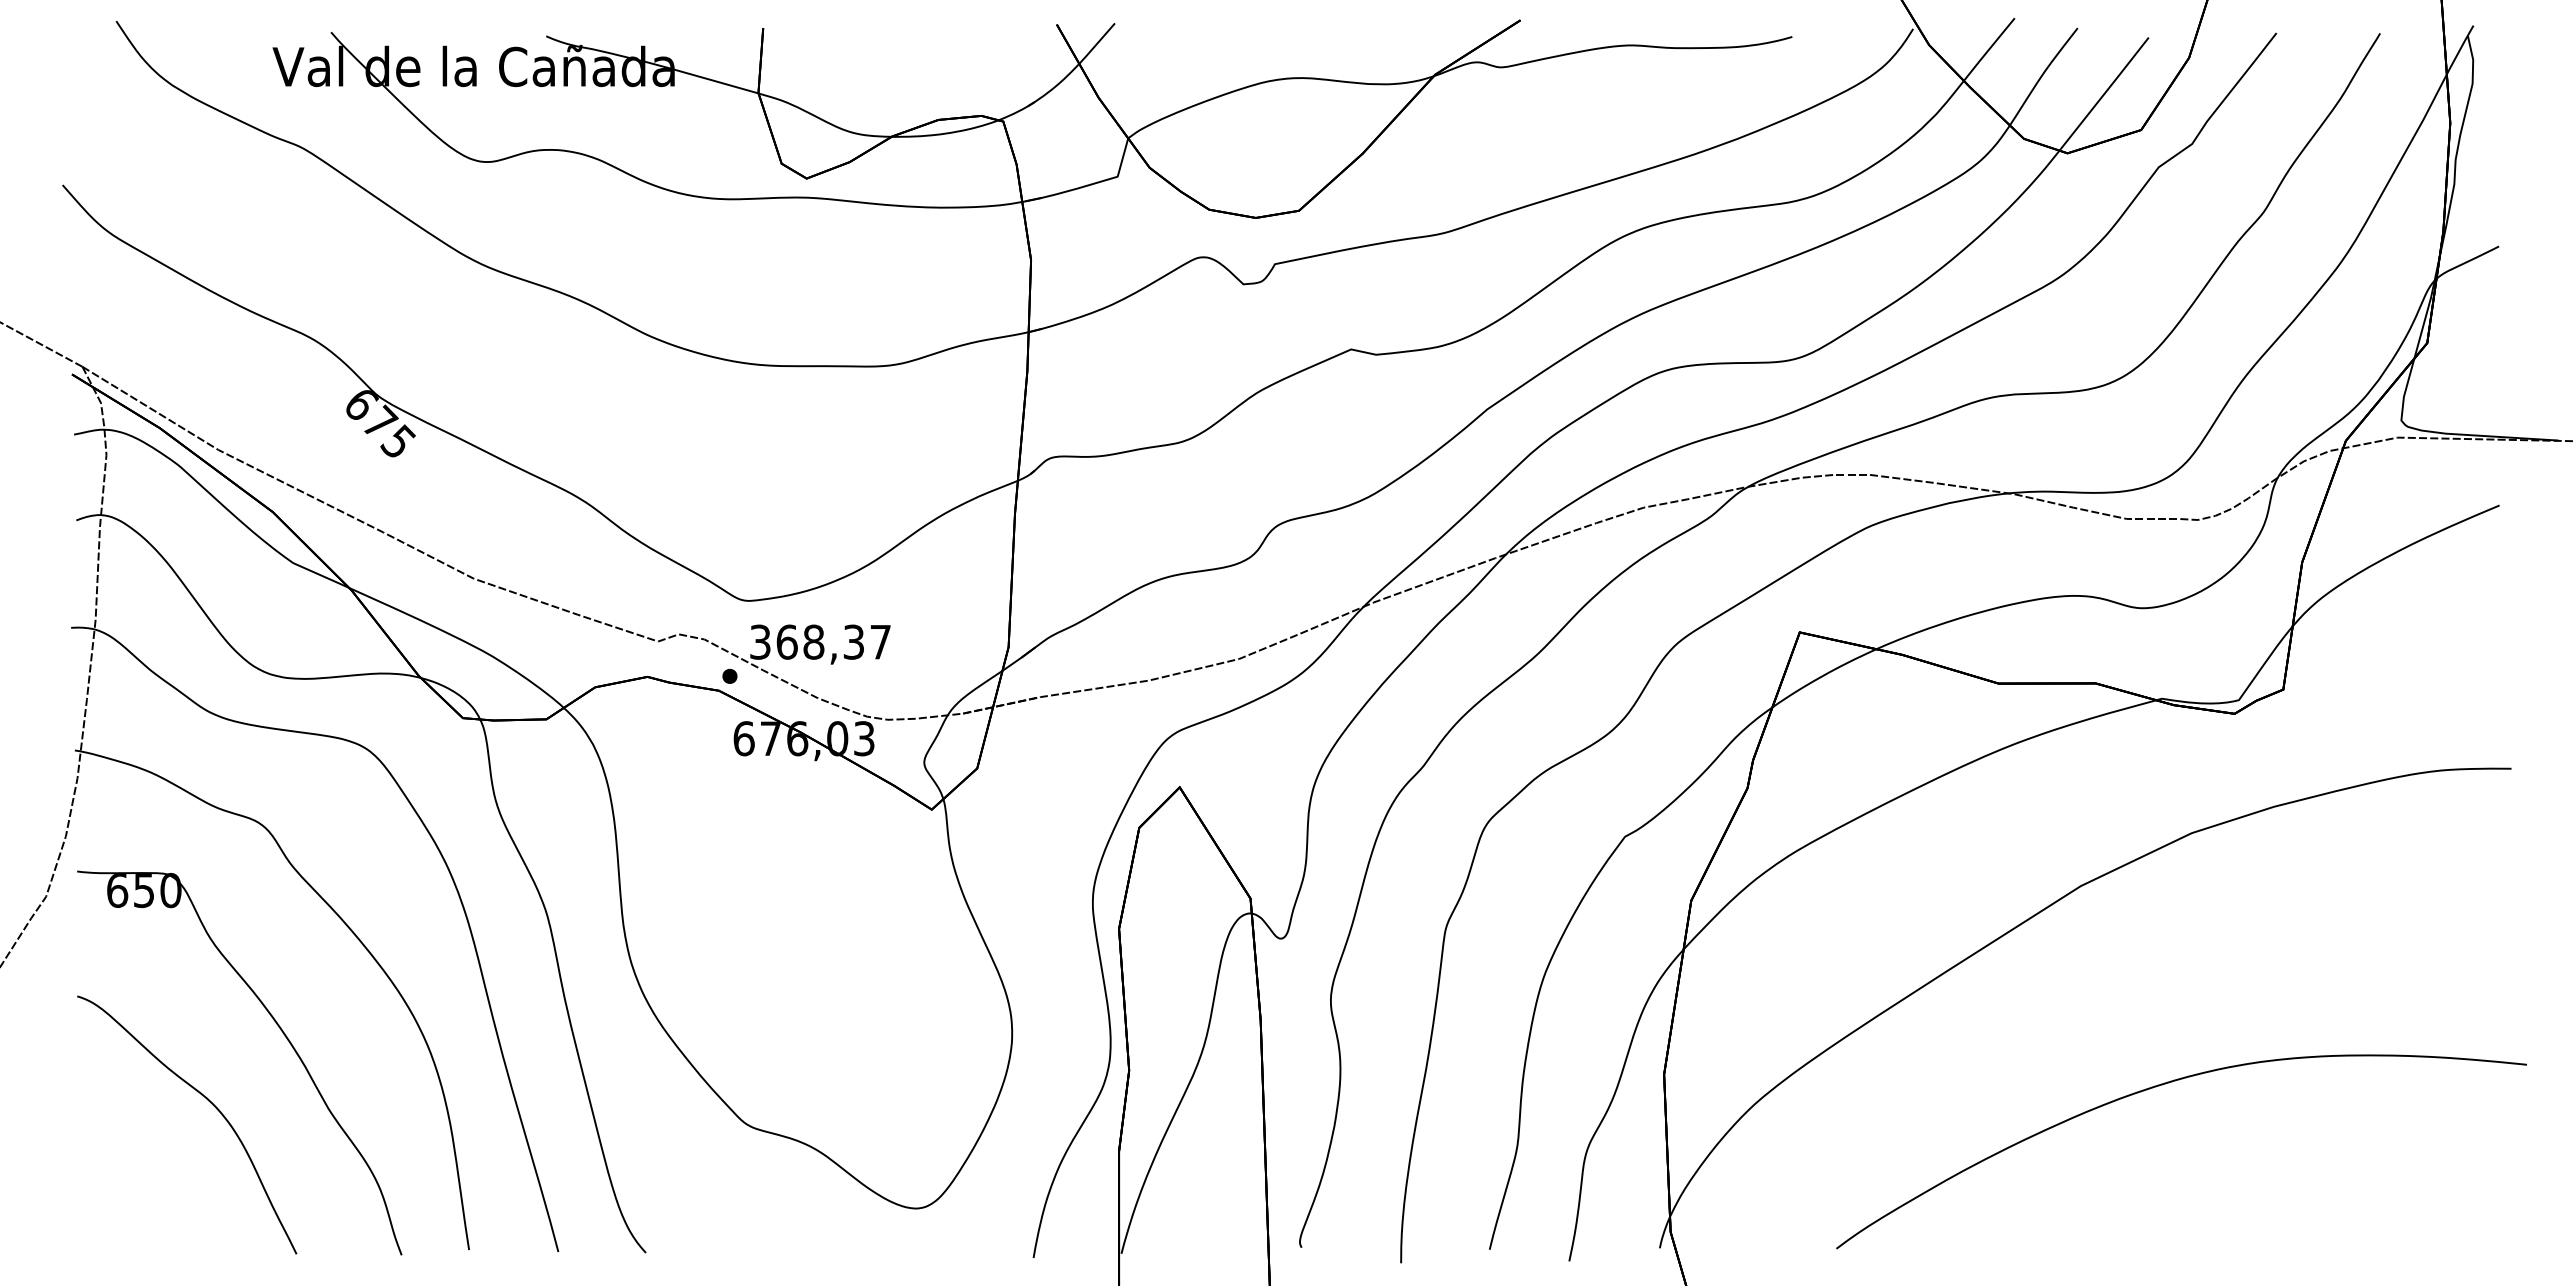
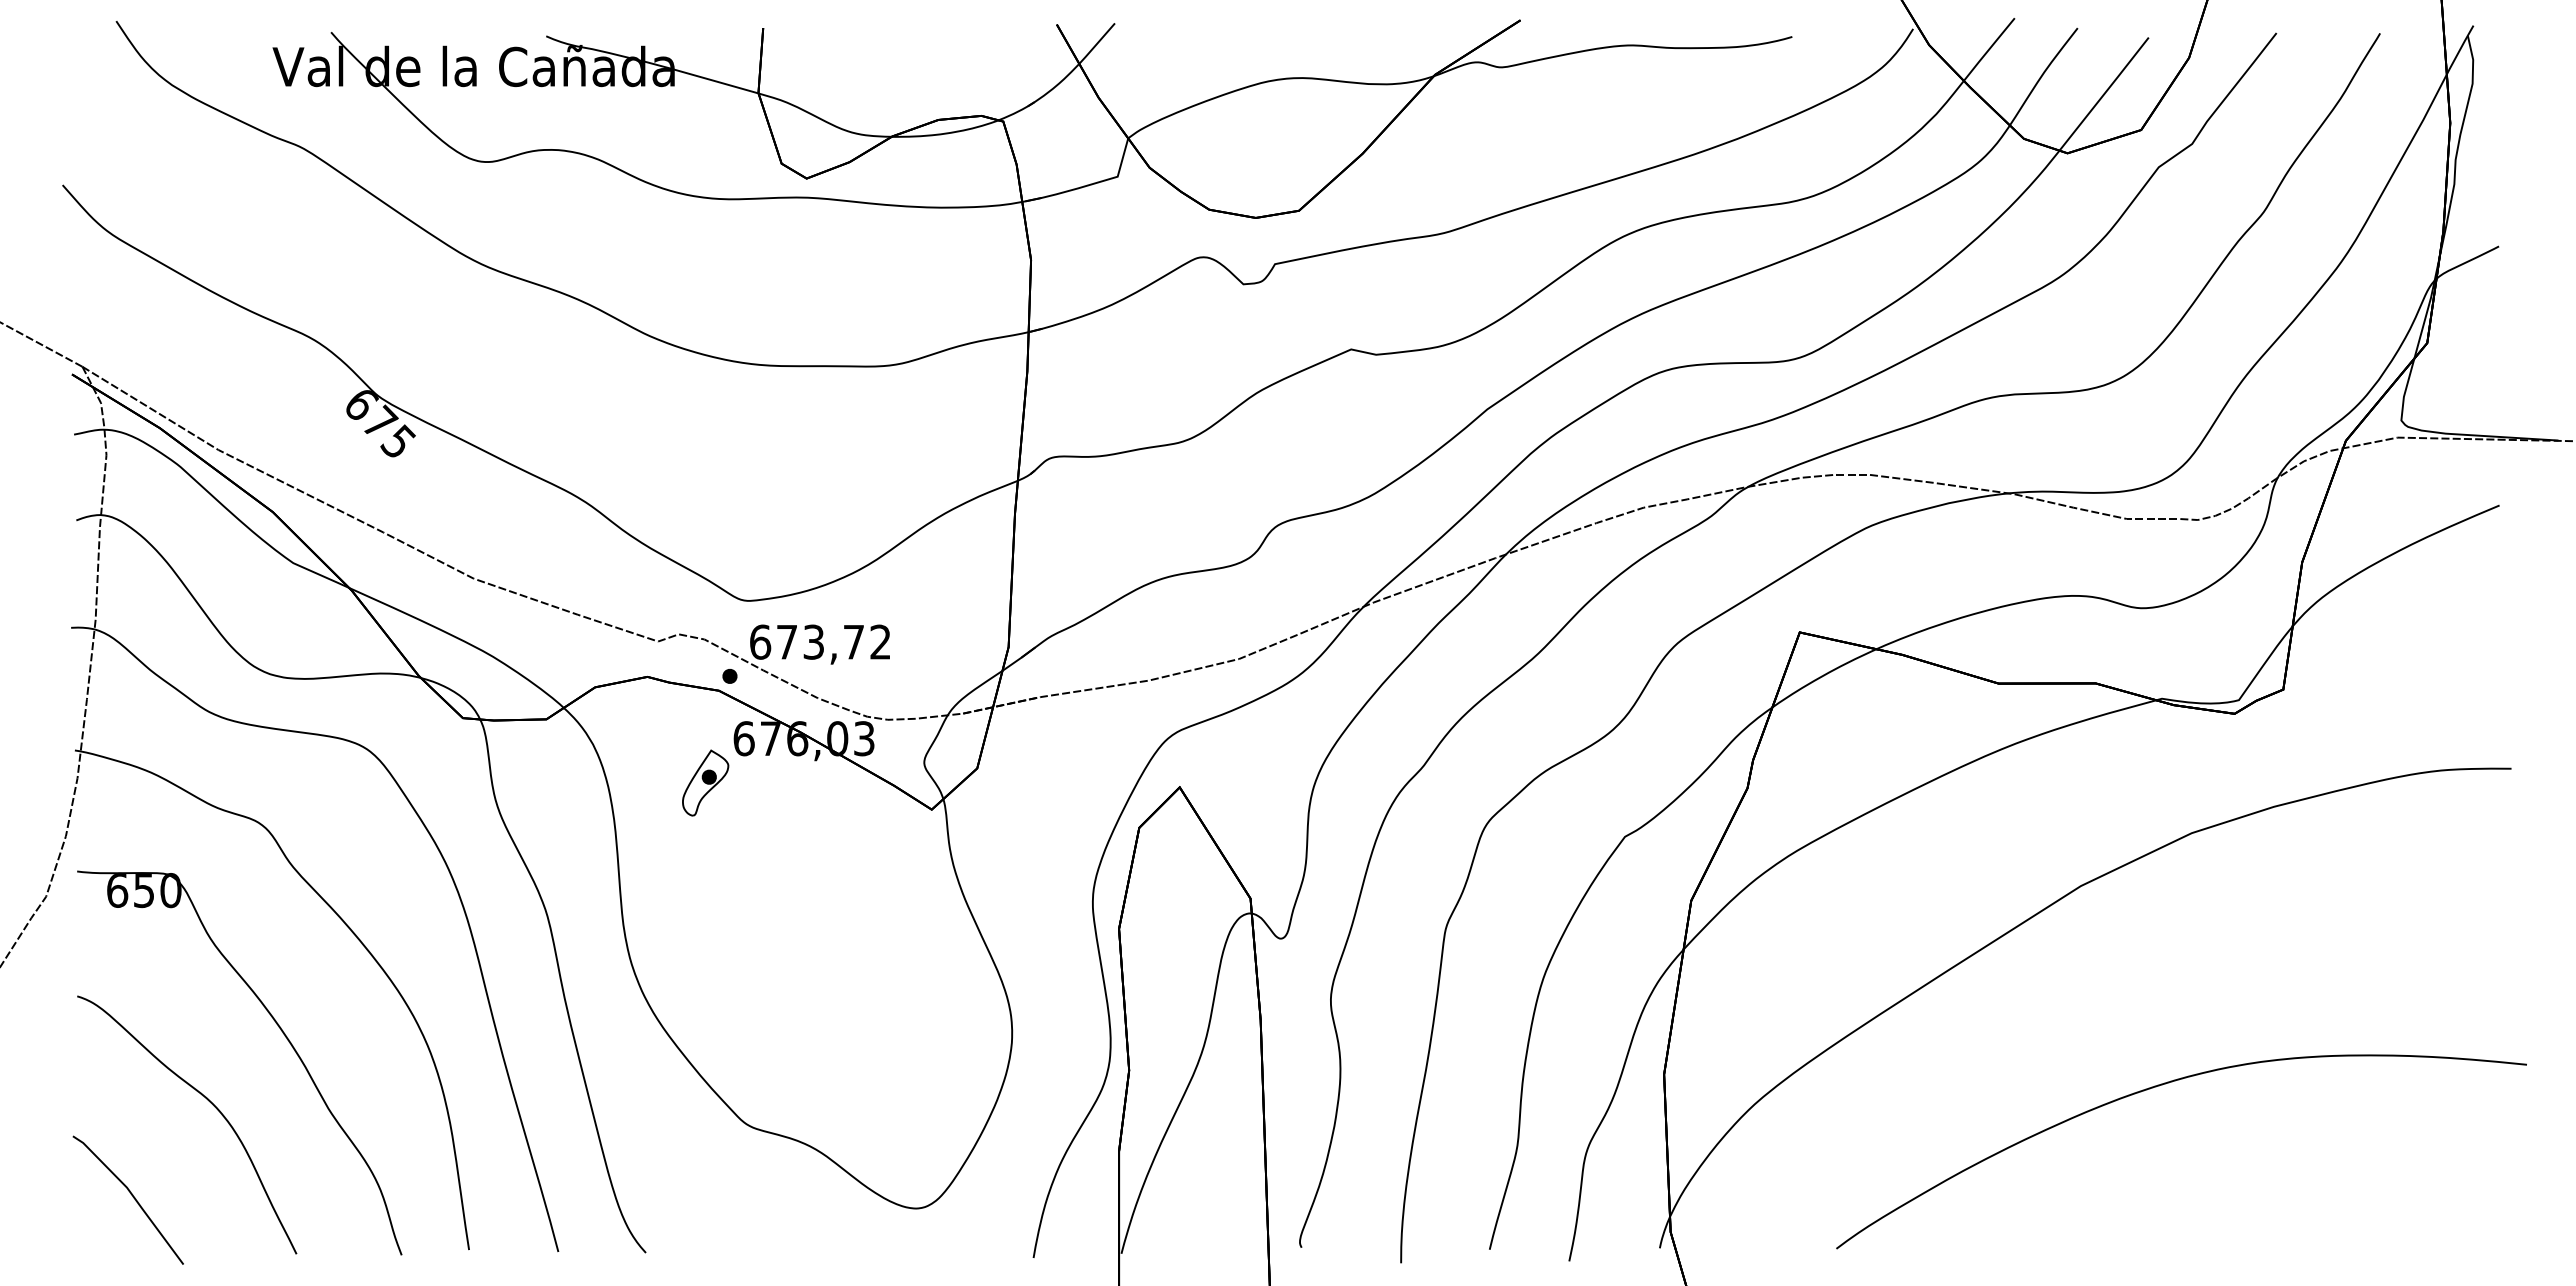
text: 368,37 -> 673,72 (820, 641)
part: none -> present (705, 782)
line: none -> present (131, 1195)
